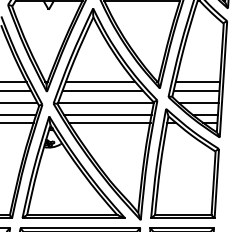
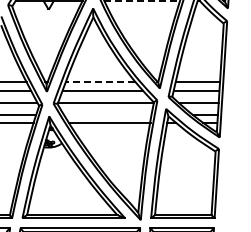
line: solid -> dashed (142, 0)
line: solid -> dashed (100, 81)
line: present -> none (107, 115)
